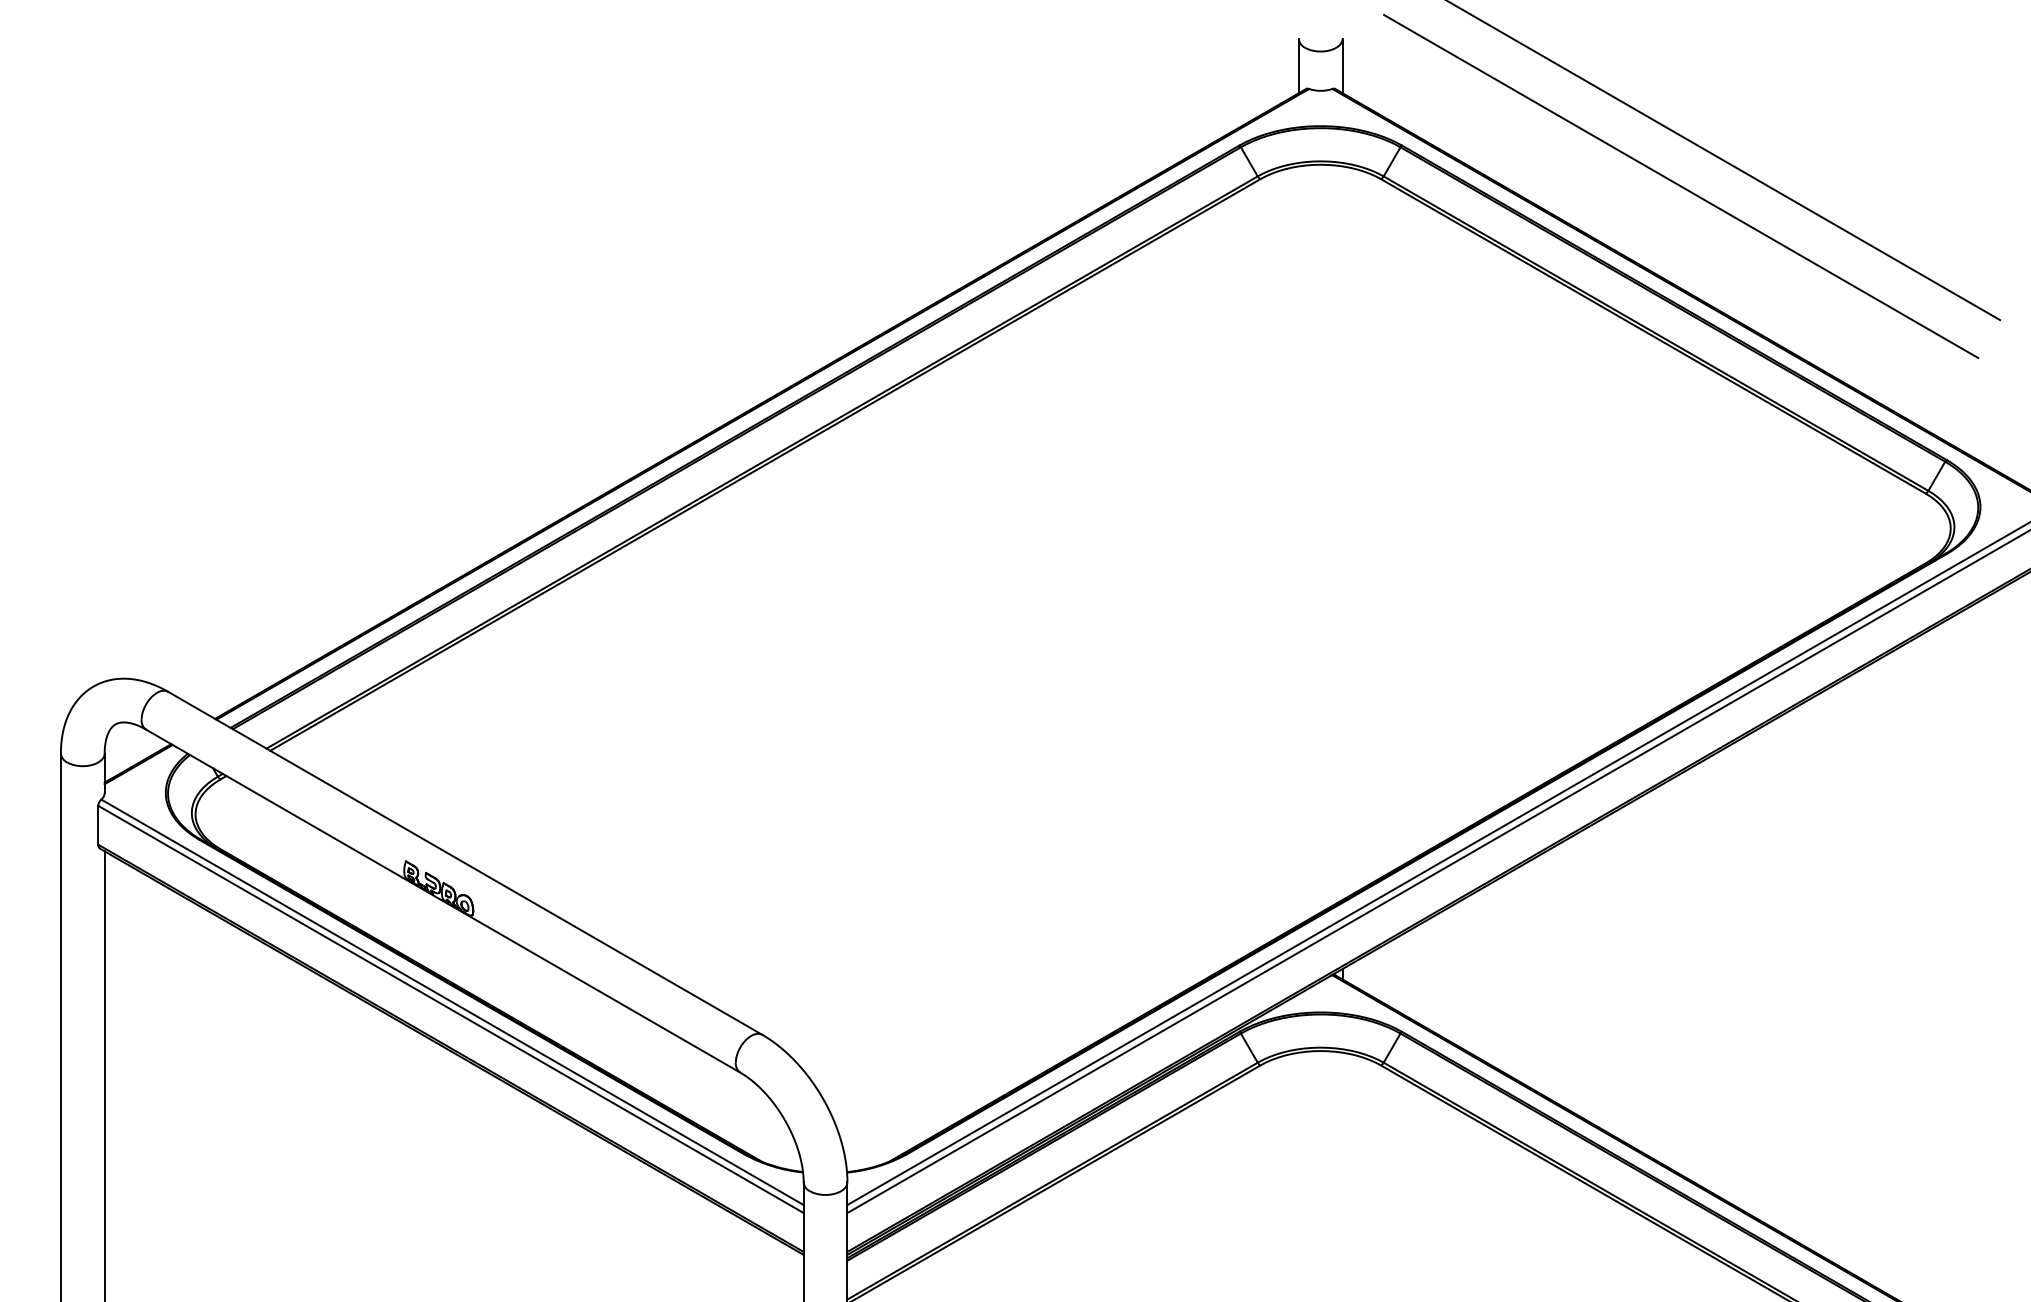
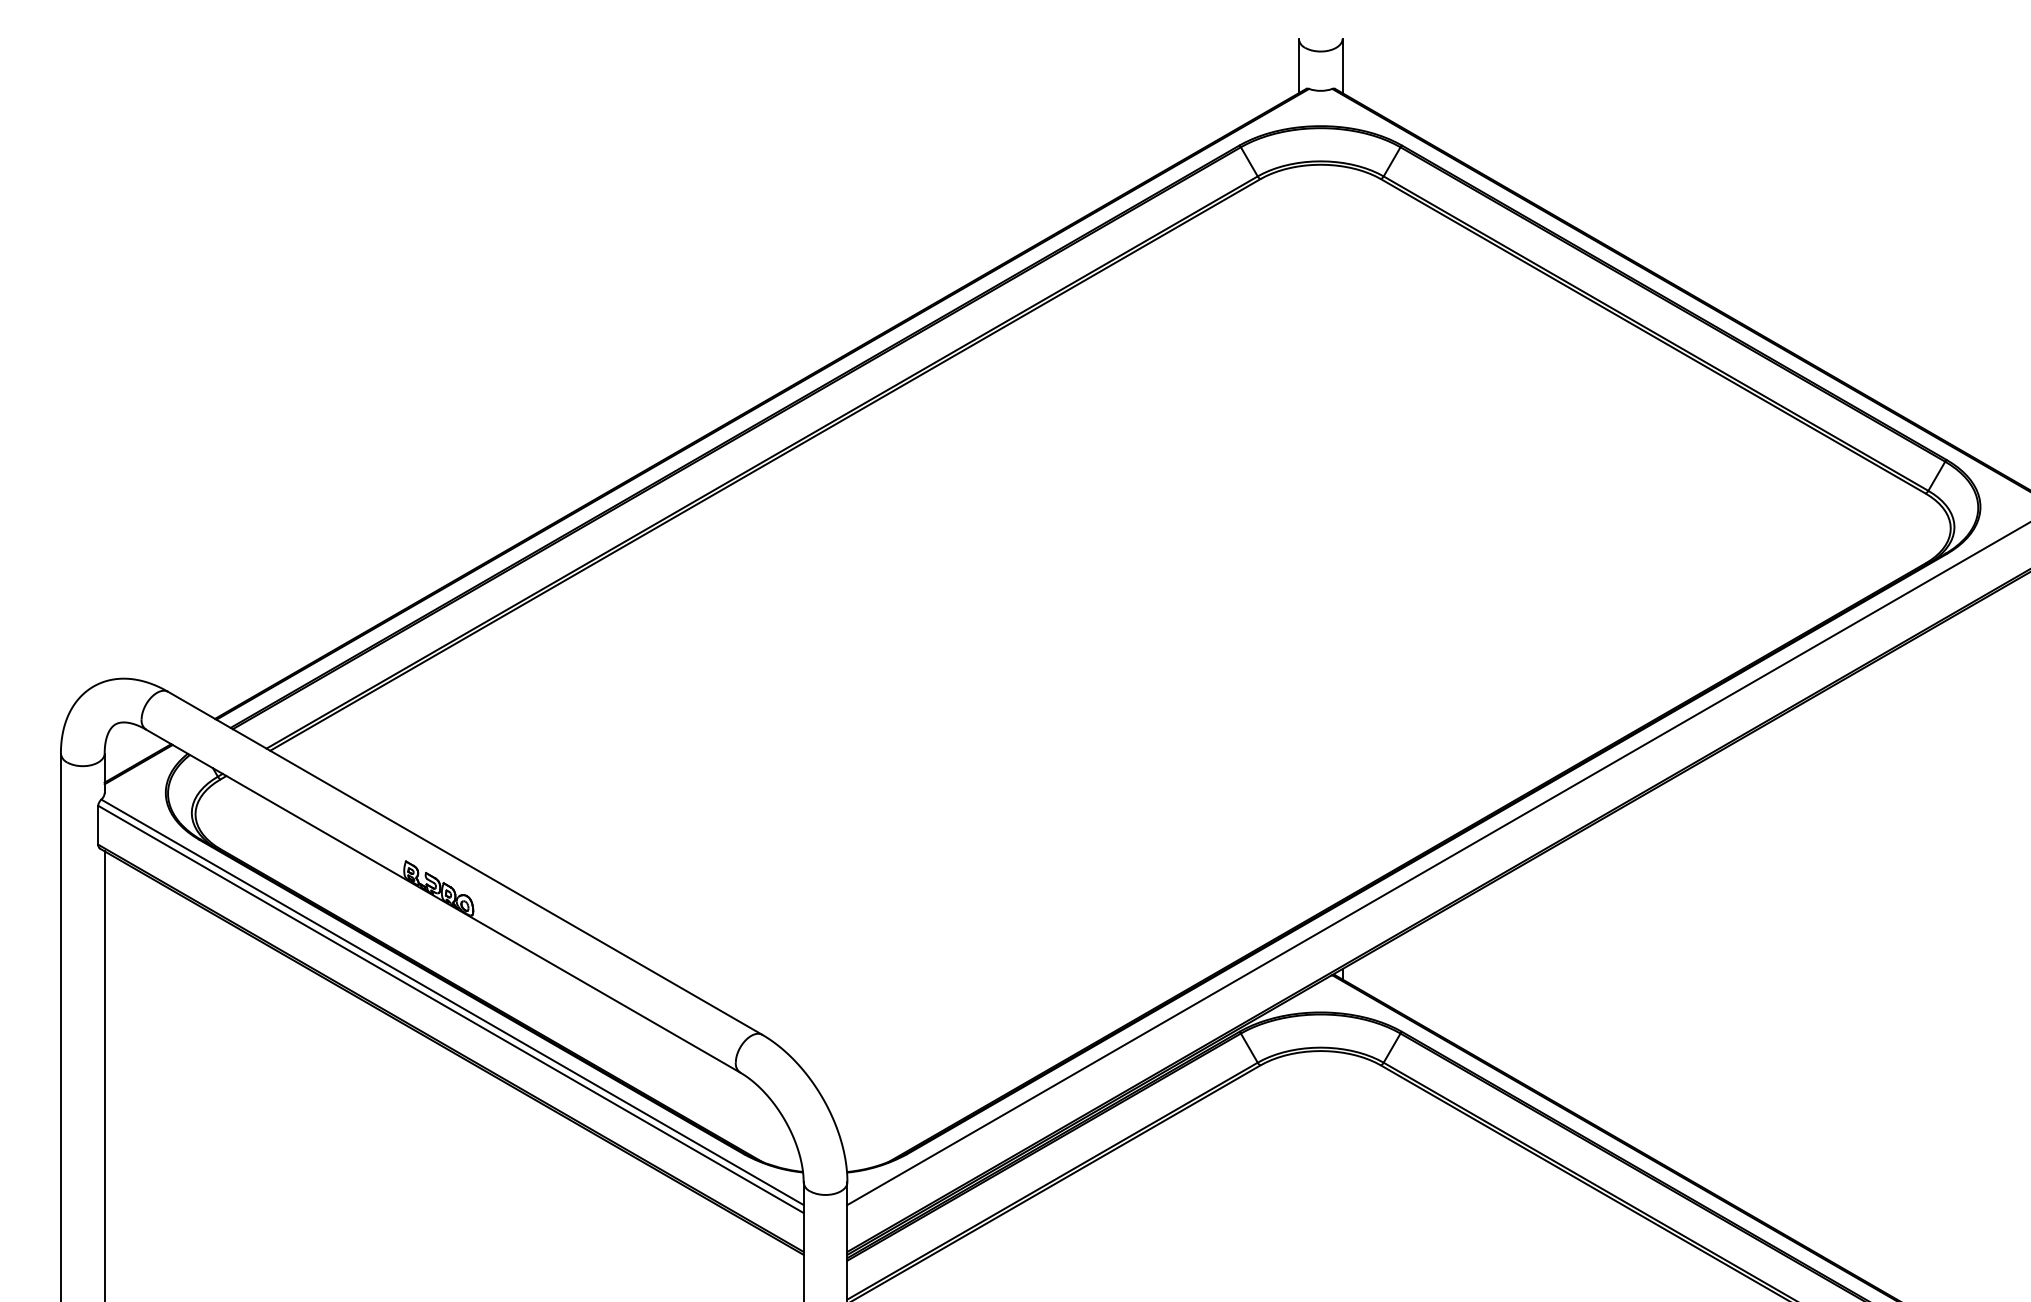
line: present -> none (1724, 161)
line: present -> none (1681, 186)
line: present -> none (1437, 872)
